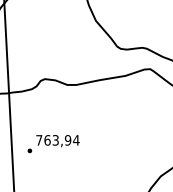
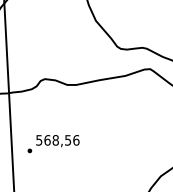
text: 763,94 -> 568,56 (57, 140)
